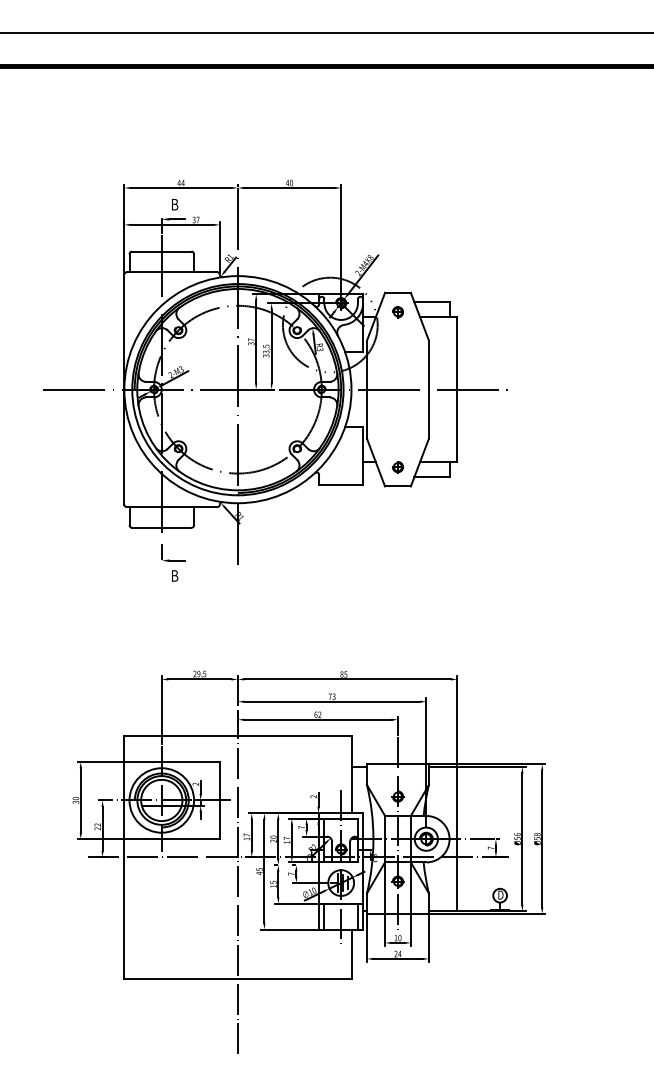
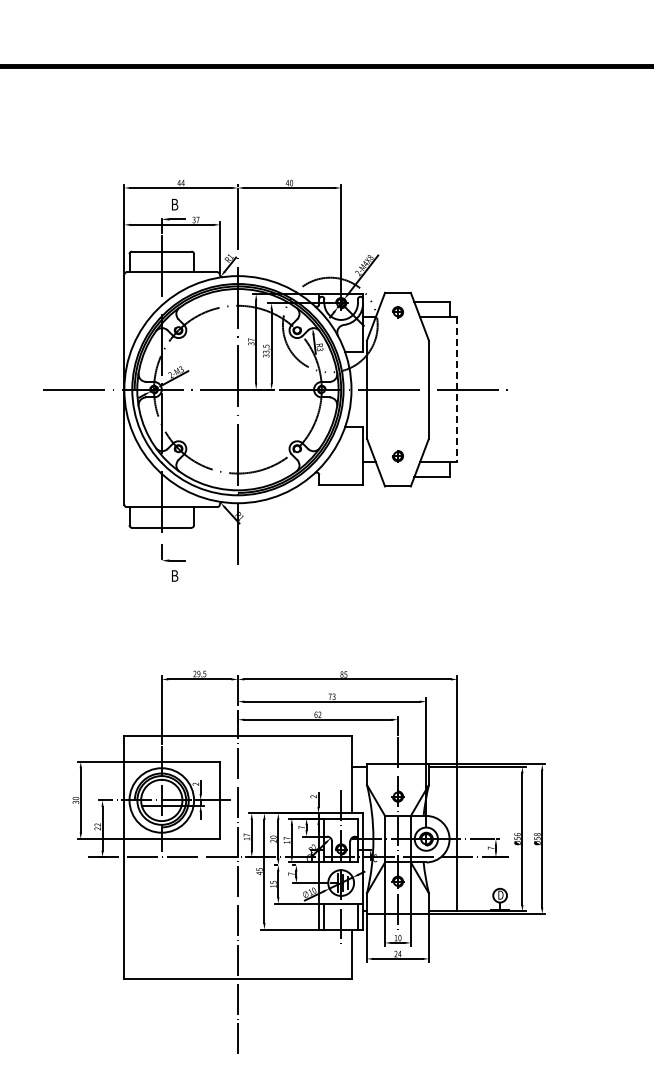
line: present -> none (326, 32)
line: solid -> dashed (457, 390)
part position: (397, 467) -> (397, 456) (397, 456)
